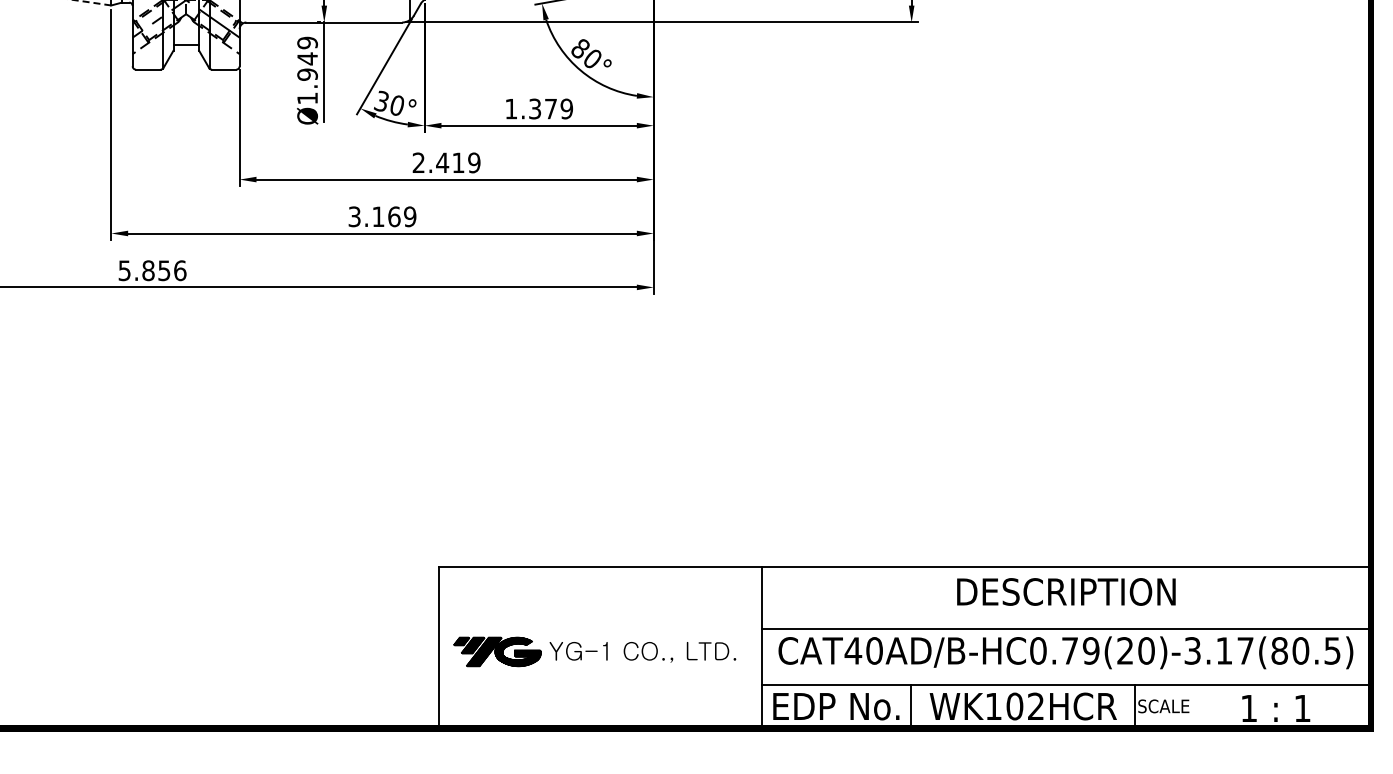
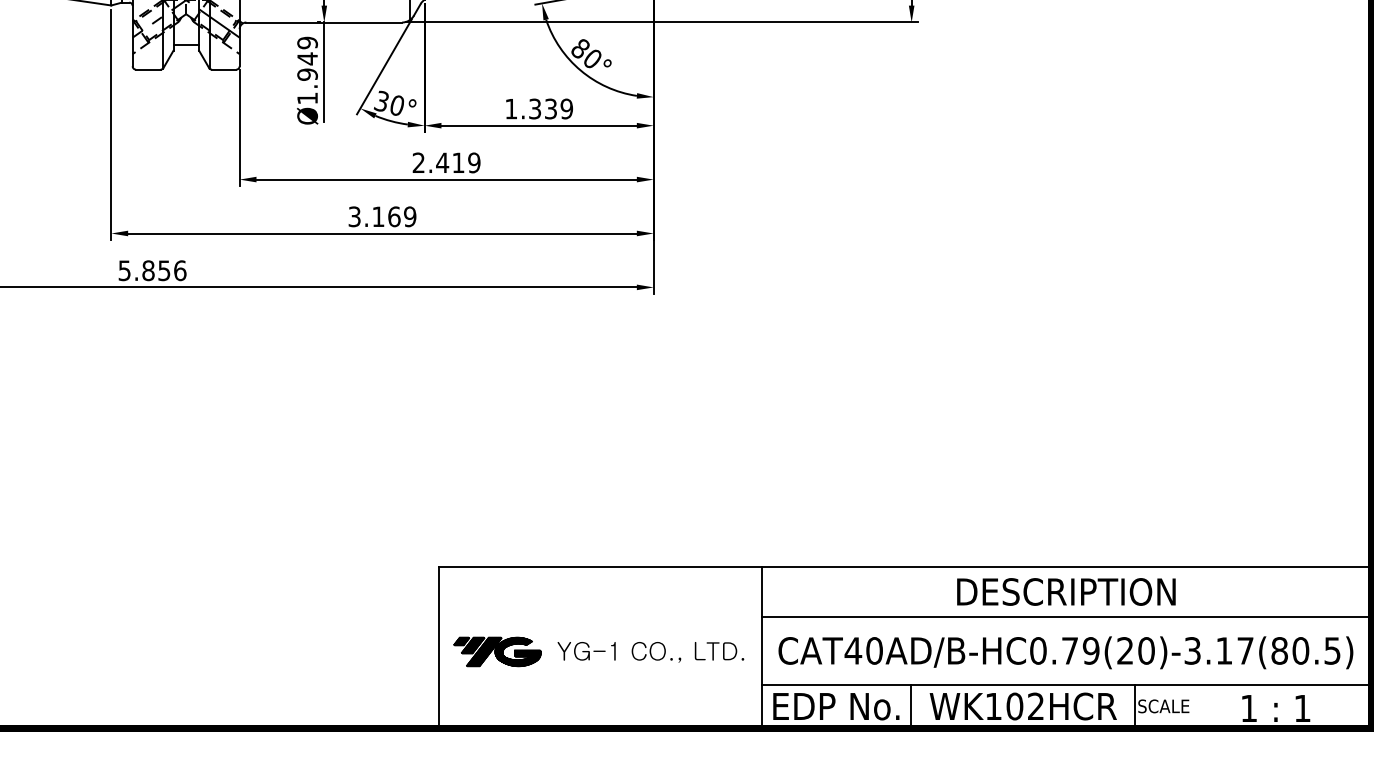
line: dashed -> solid (92, 2)
text: 1.379 -> 1.339 (550, 108)
line position: (1066, 629) -> (1066, 617) (1066, 617)
text position: (642, 652) -> (650, 652) (650, 652)
